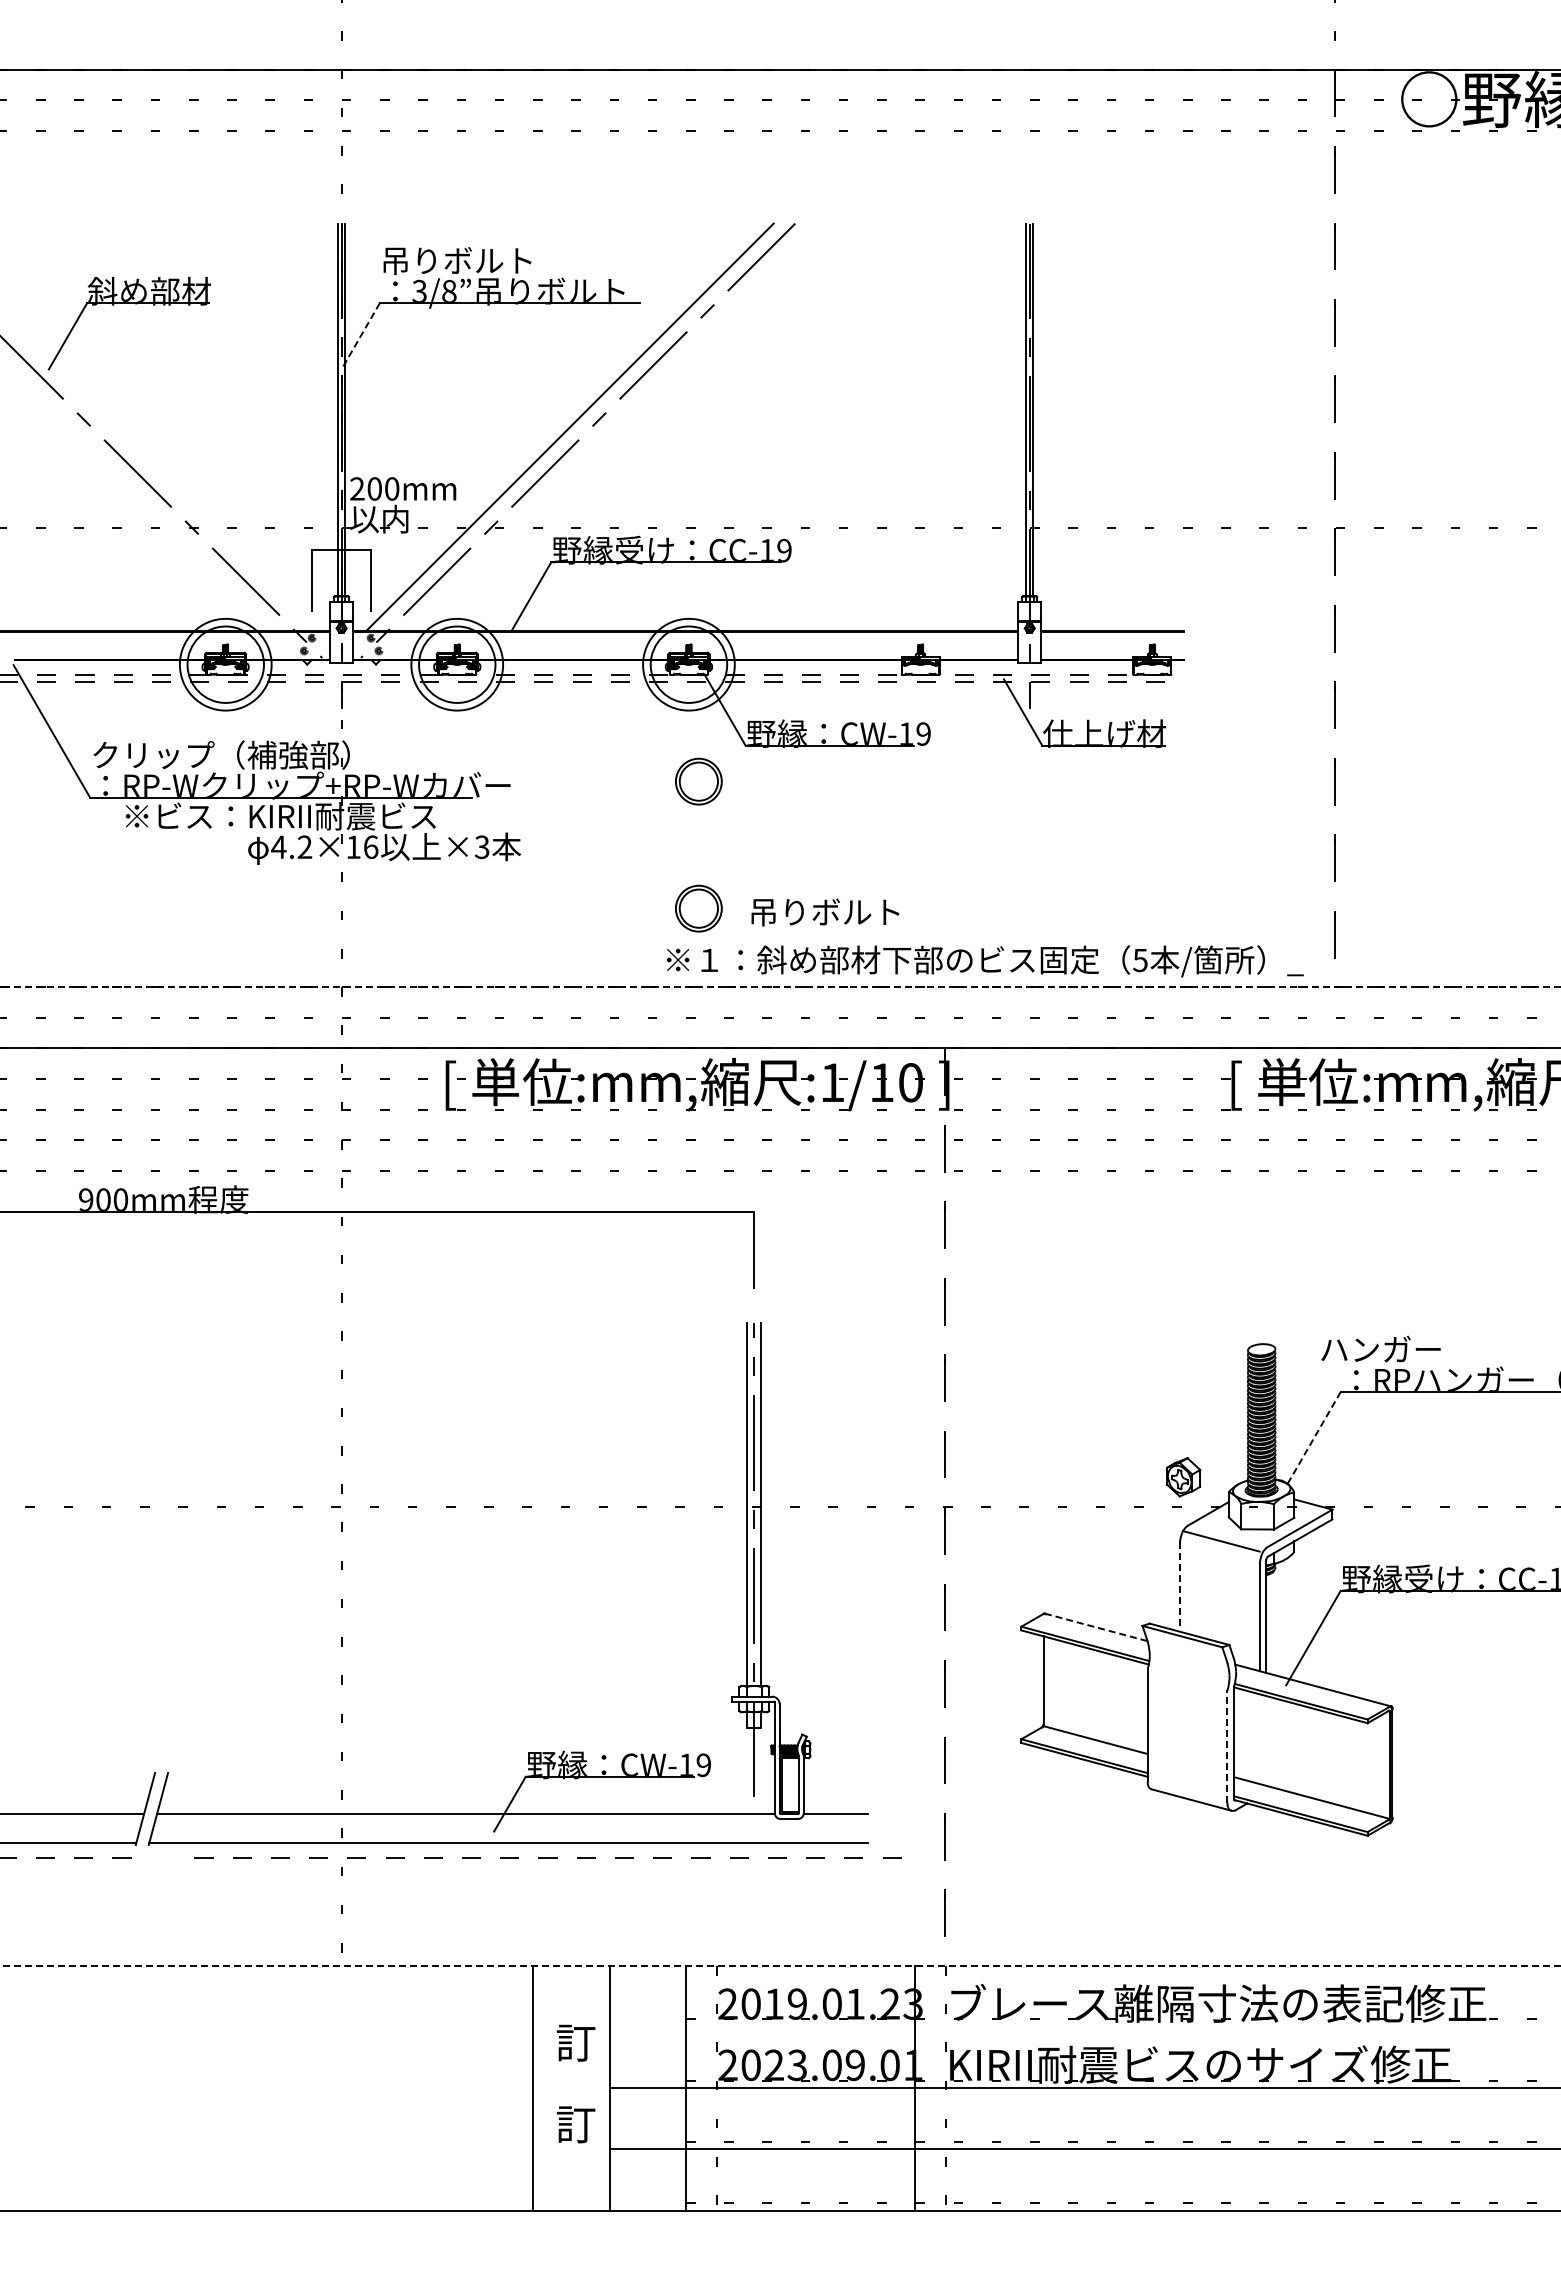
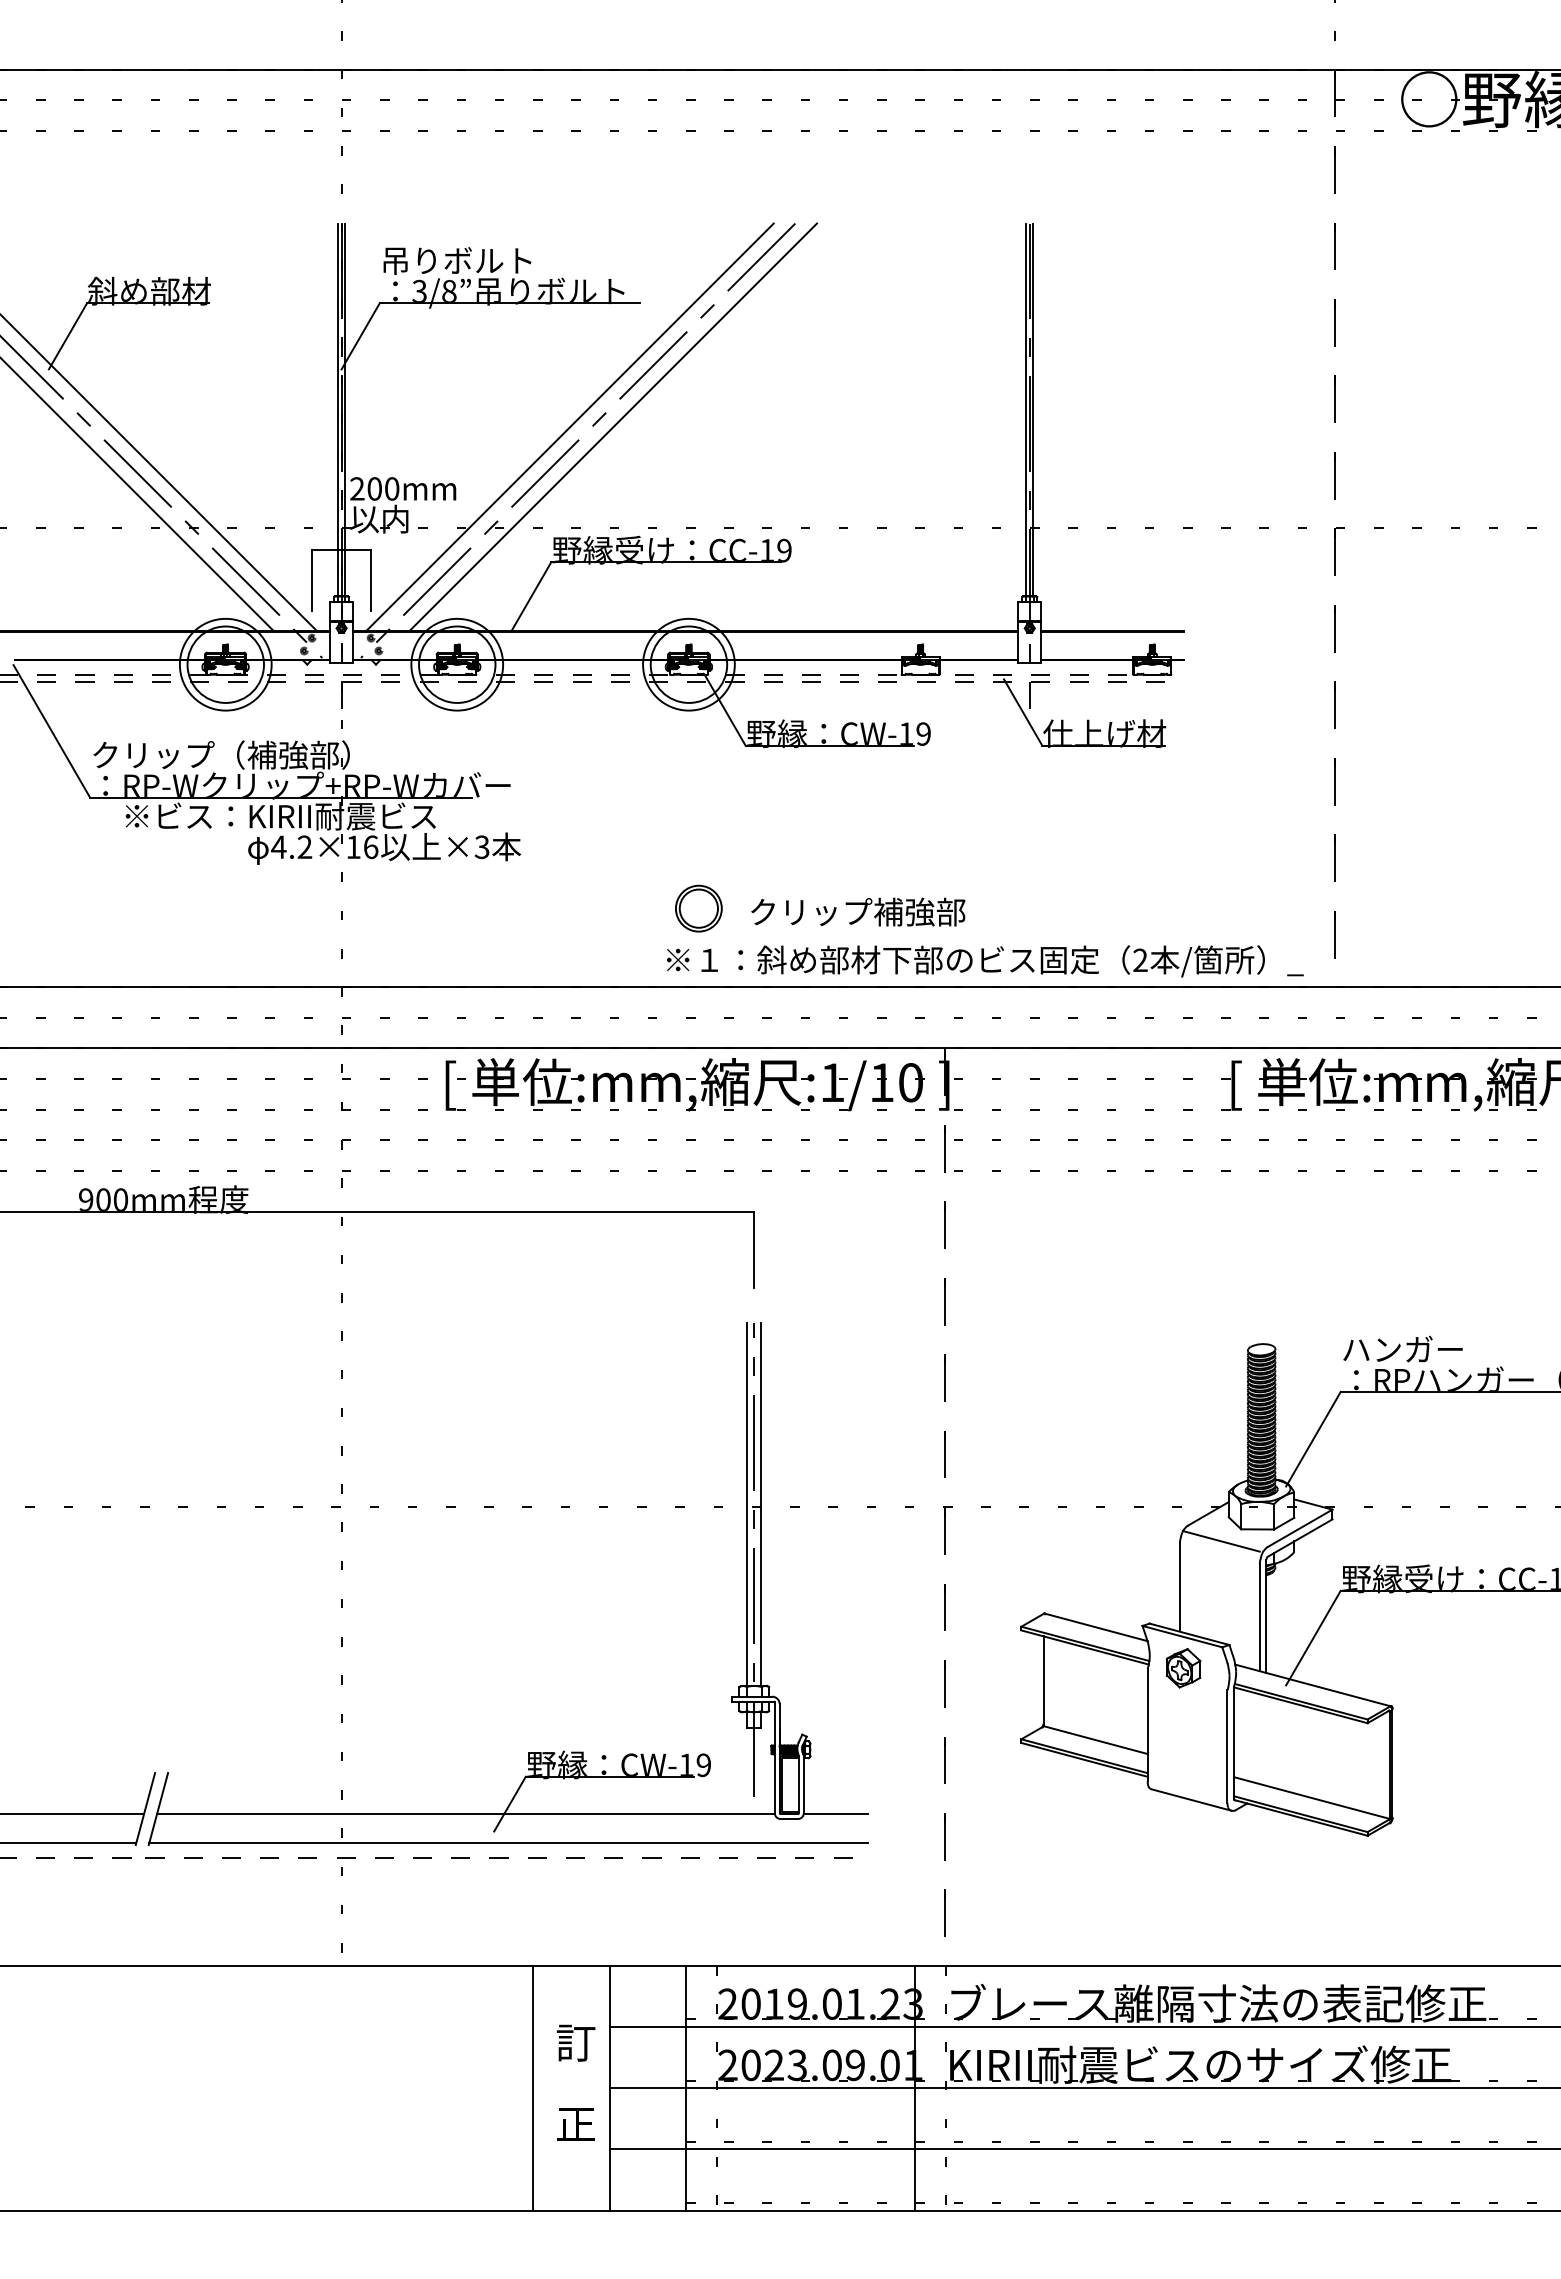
line: dashed -> solid (360, 336)
line: none -> present (613, 427)
line: none -> present (159, 473)
line: none -> present (138, 495)
part: present -> none (698, 781)
text: 吊りボルト -> クリップ補強部 (858, 911)
text: 5 -> 2 (1140, 960)
line: dashed -> solid (780, 987)
text position: (1380, 1348) -> (1402, 1348) (1402, 1348)
line: dashed -> solid (1313, 1439)
part position: (1183, 1477) -> (1183, 1668) (1183, 1668)
line: dashed -> solid (1180, 1586)
line: dashed -> solid (1096, 1627)
line: dashed -> solid (1227, 1746)
line position: (547, 1857) -> (498, 1857) (498, 1857)
line: dashed -> solid (780, 1965)
line: none -> present (1083, 2027)
text: 訂 -> 正 (575, 2124)
